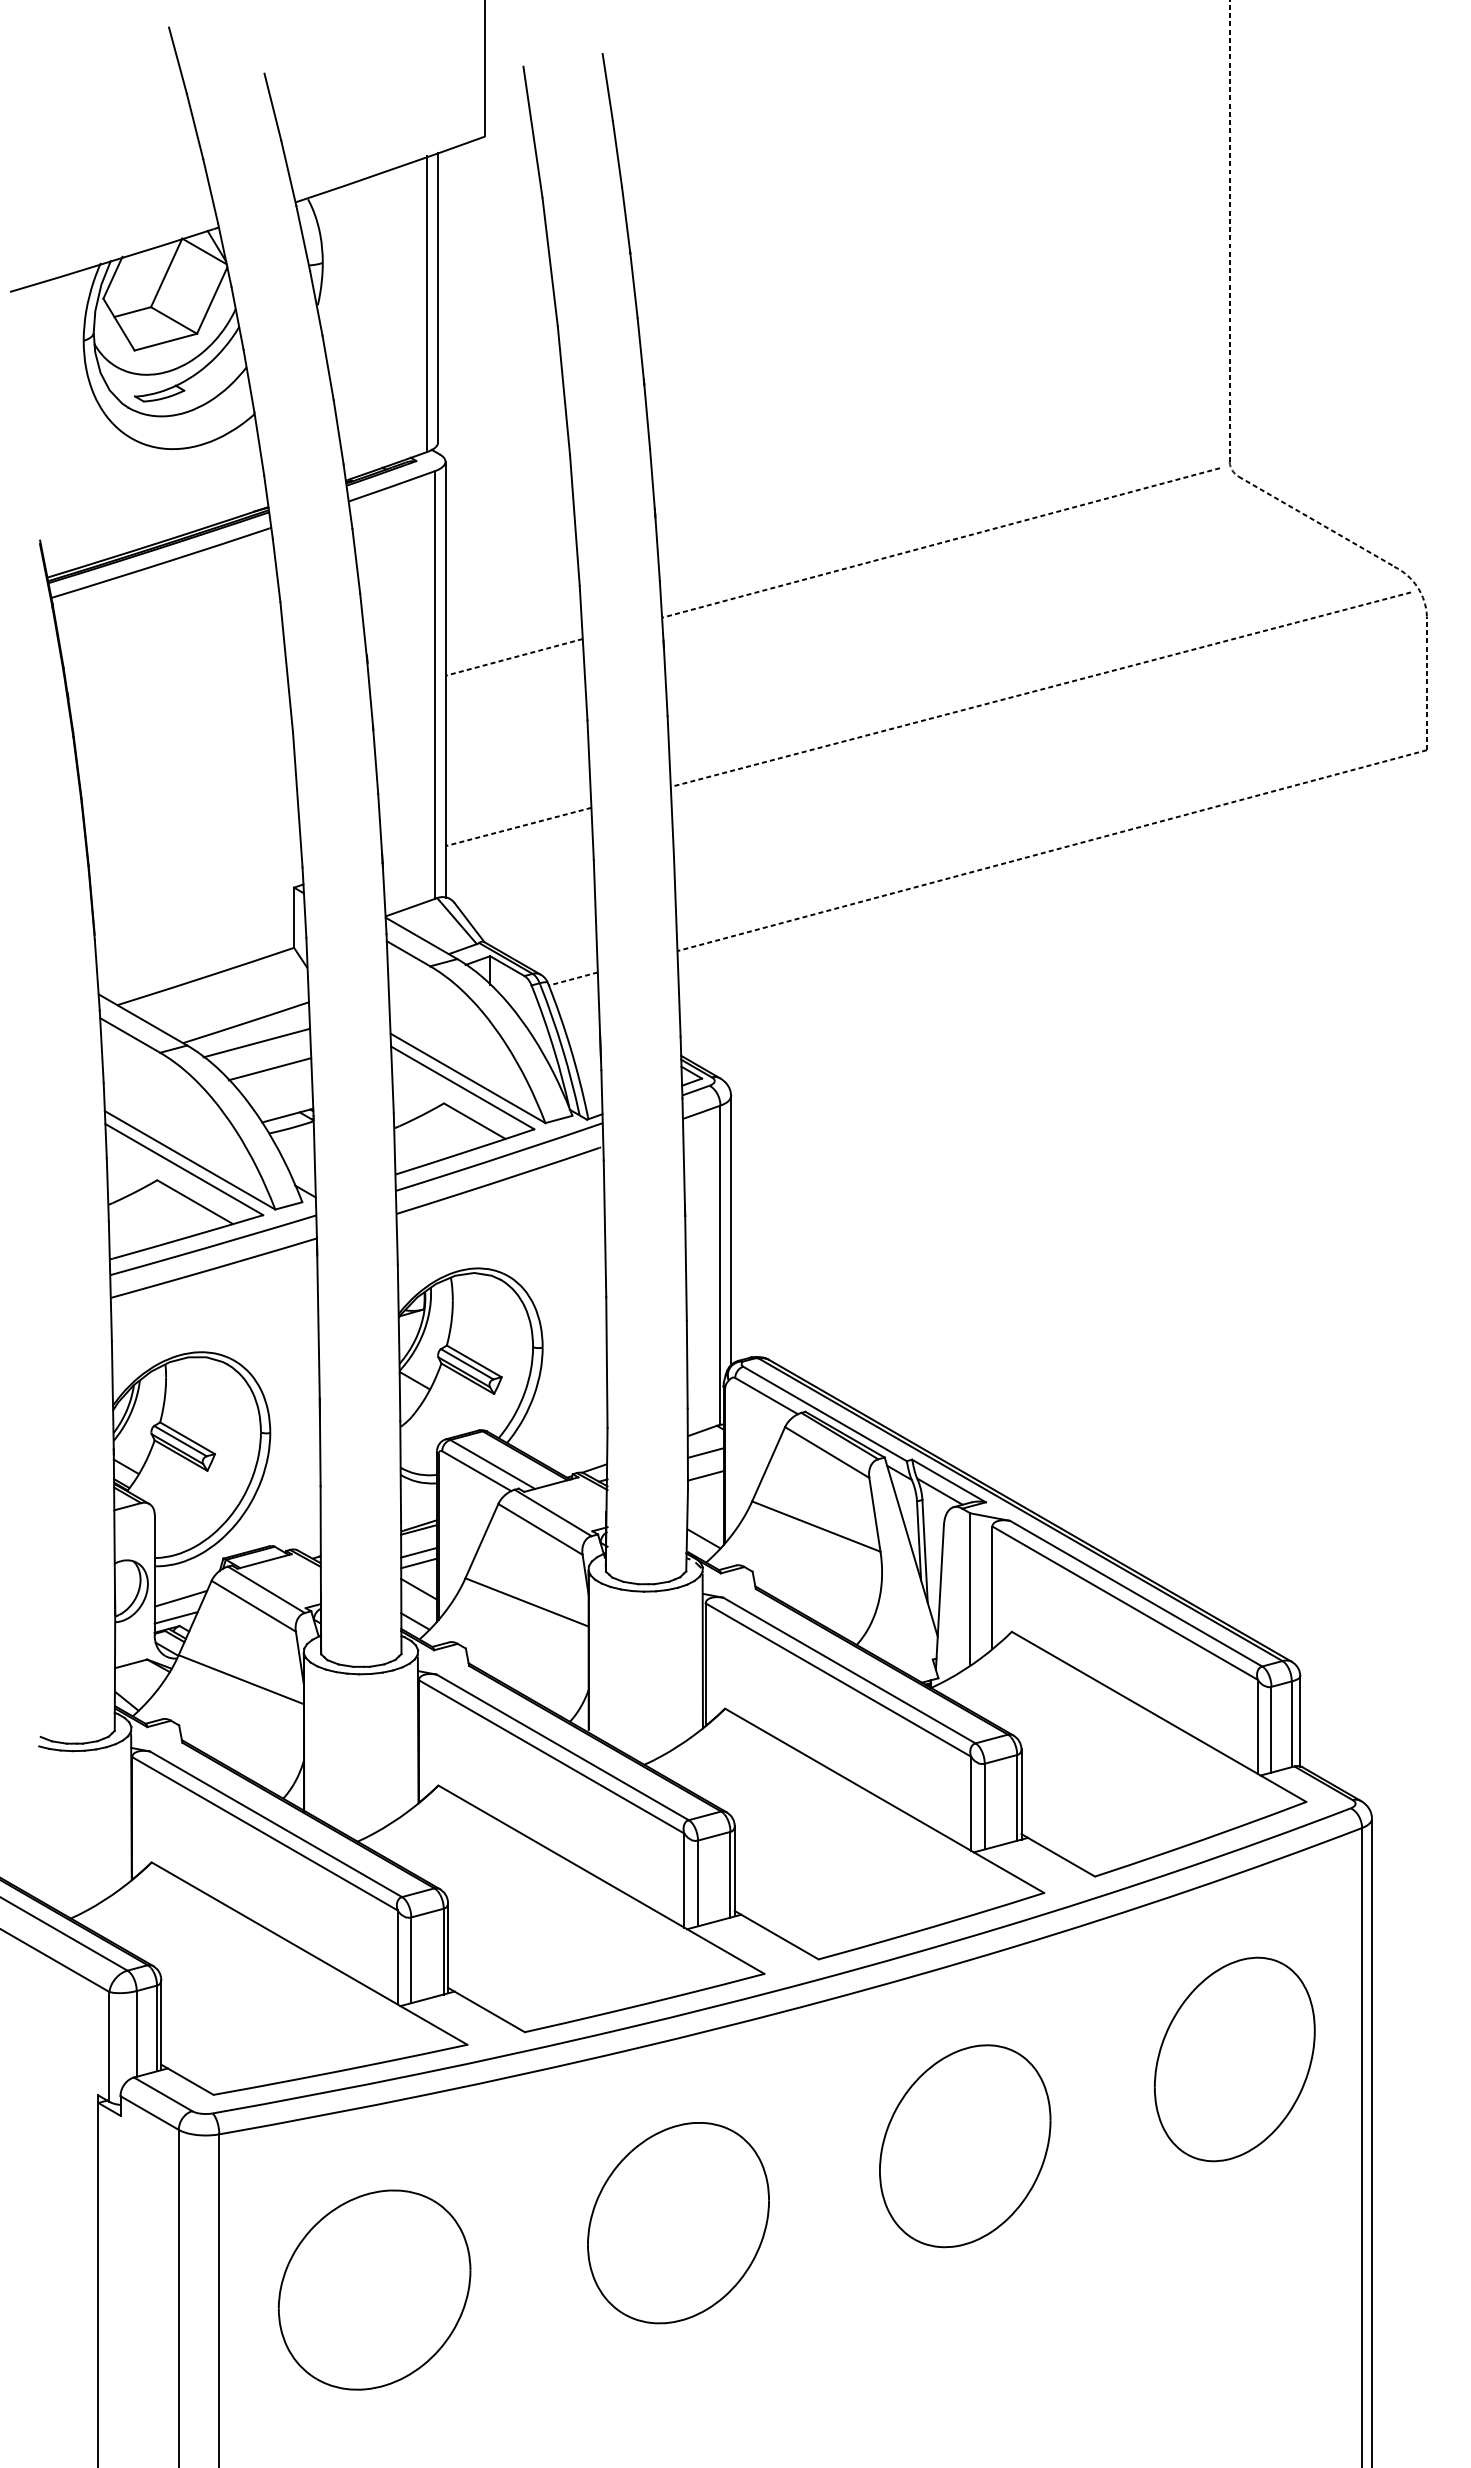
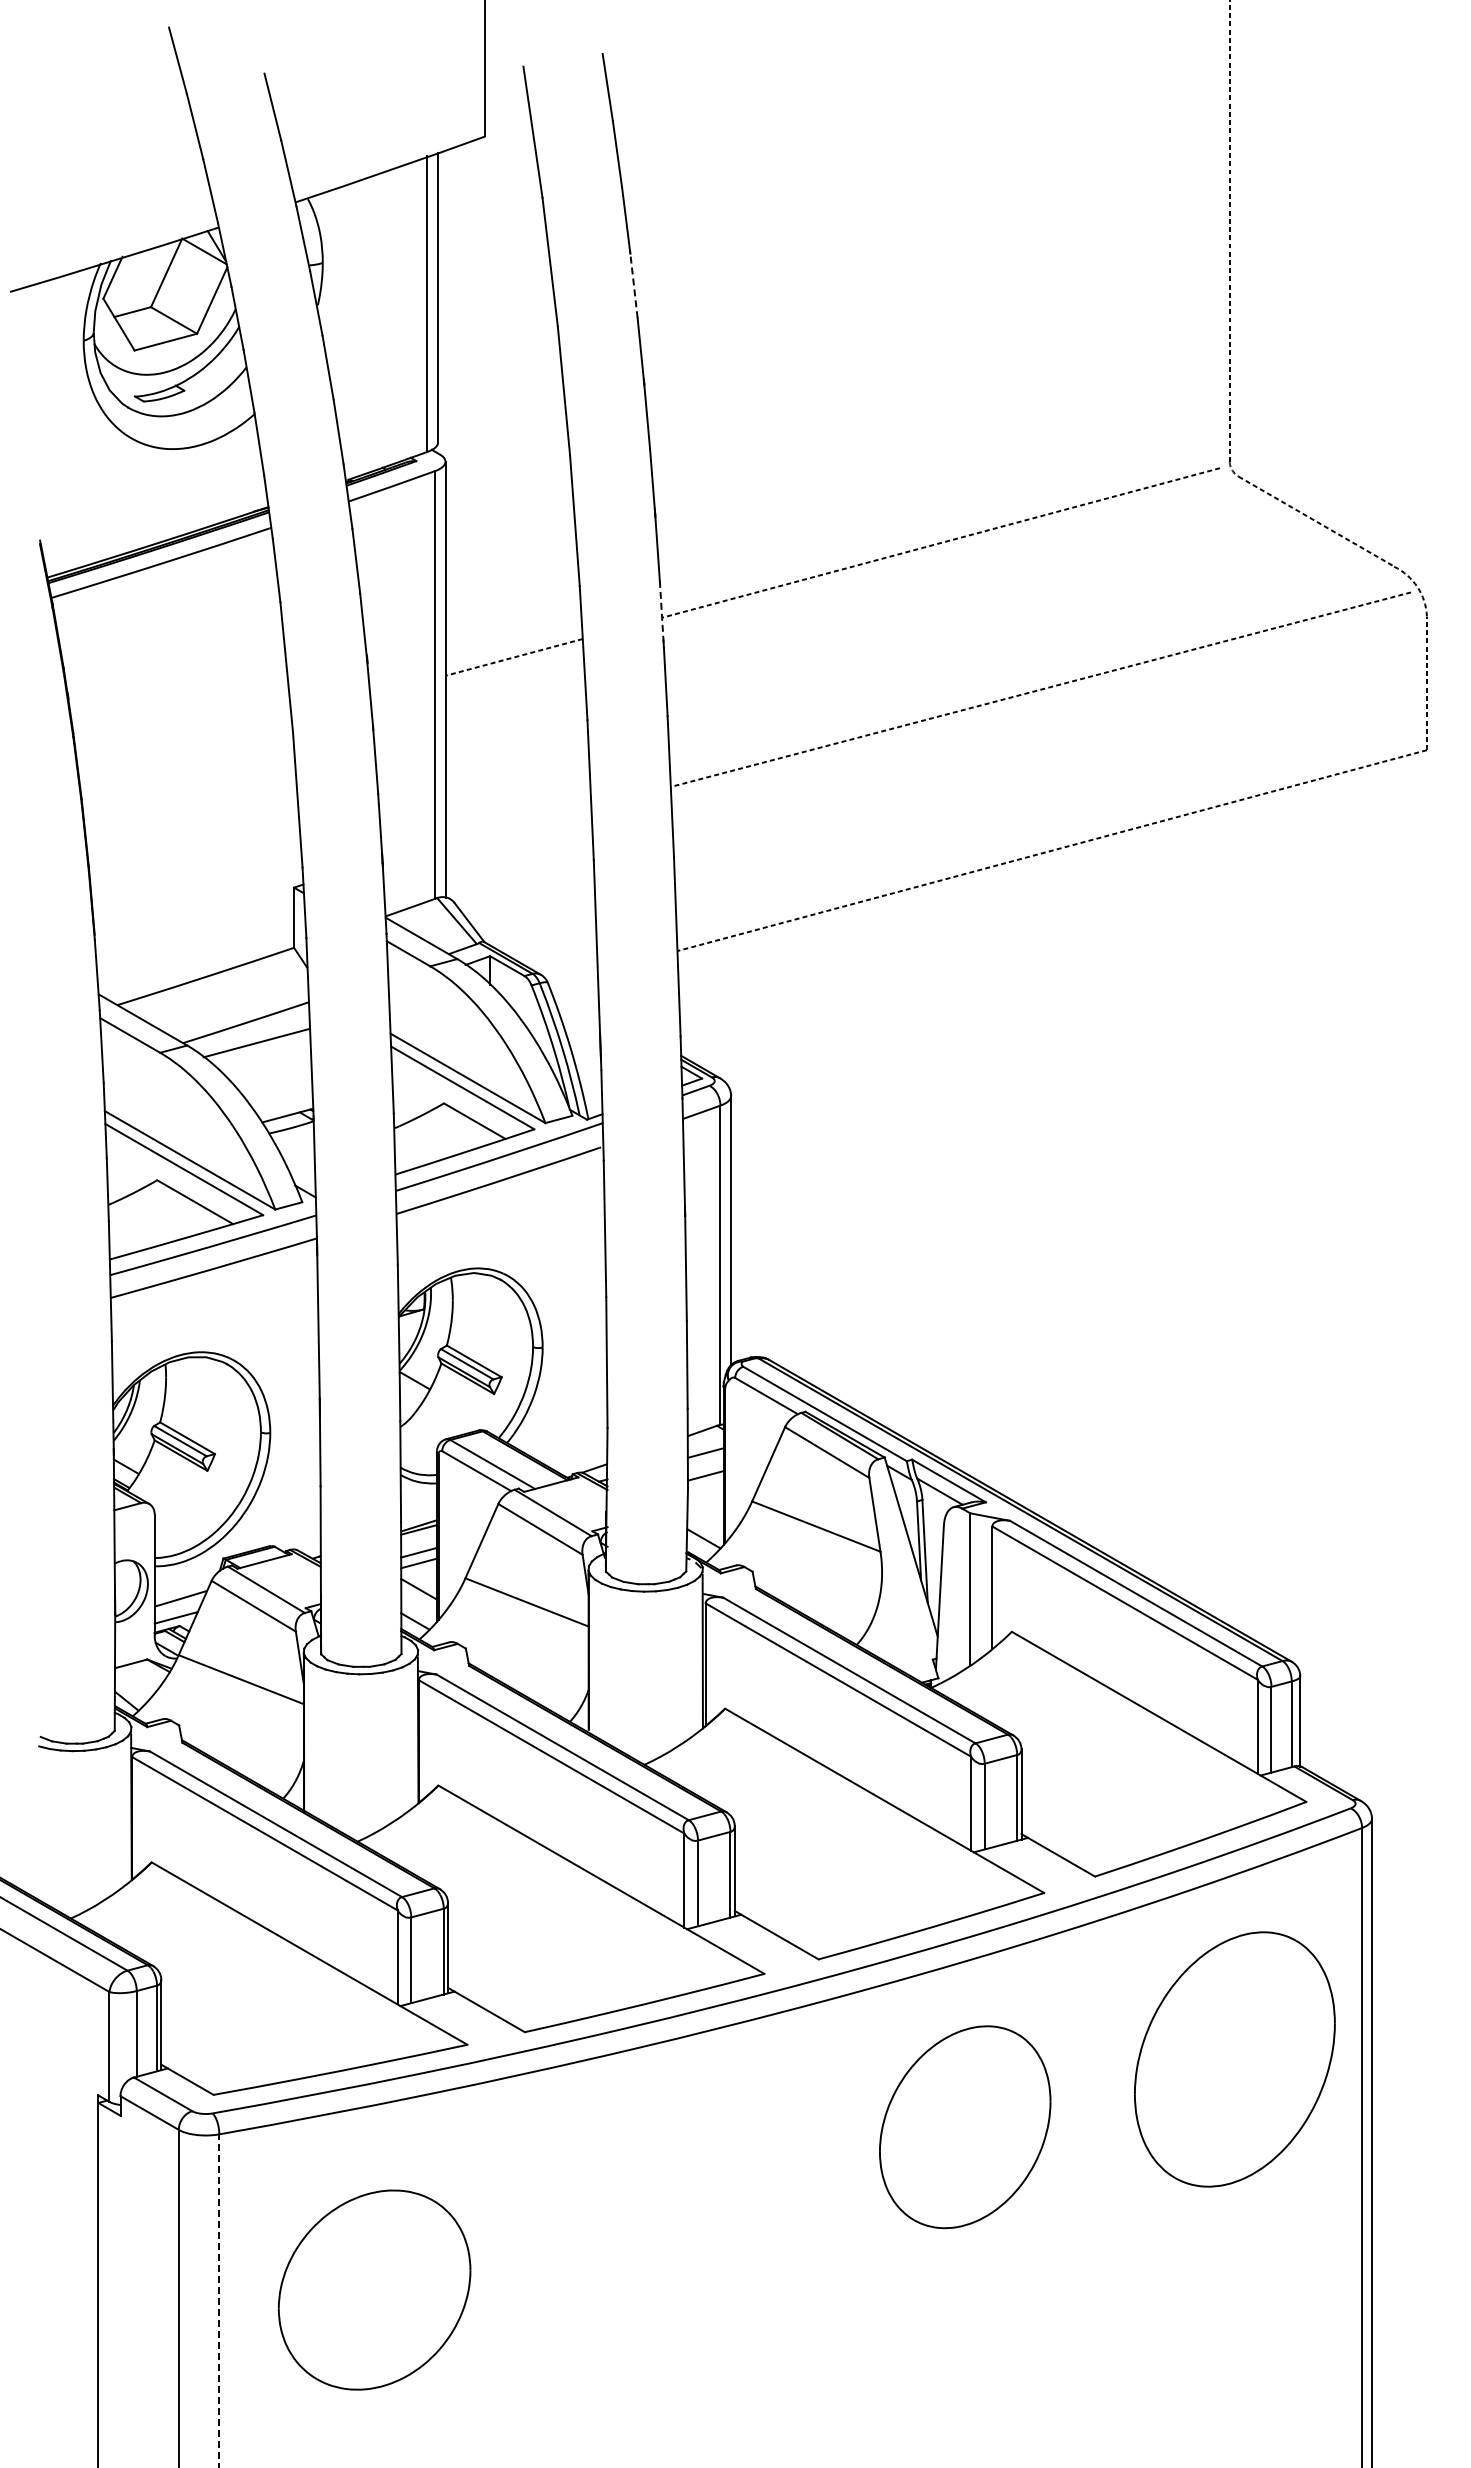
line: solid -> dashed (633, 285)
line: solid -> dashed (661, 614)
line: present -> none (518, 826)
line: present -> none (572, 978)
line: present -> none (269, 1069)
part size: 163x207 px -> 202x257 px (1234, 2059)
part position: (965, 2146) -> (965, 2127) (965, 2127)
part: present -> none (678, 2223)
line: solid -> dashed (219, 2300)
